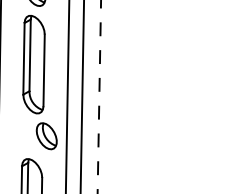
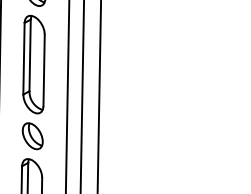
line: dashed -> solid (99, 96)
part position: (46, 136) -> (32, 136) (32, 136)
